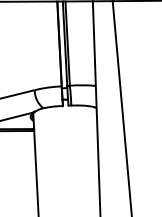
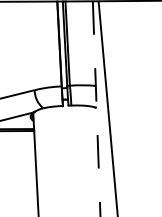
line position: (121, 107) -> (107, 107) (107, 107)
line: solid -> dashed (96, 109)
